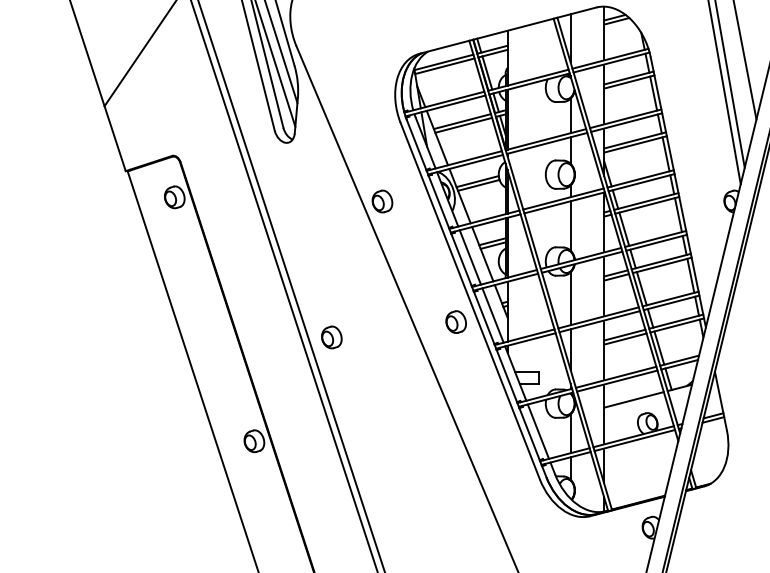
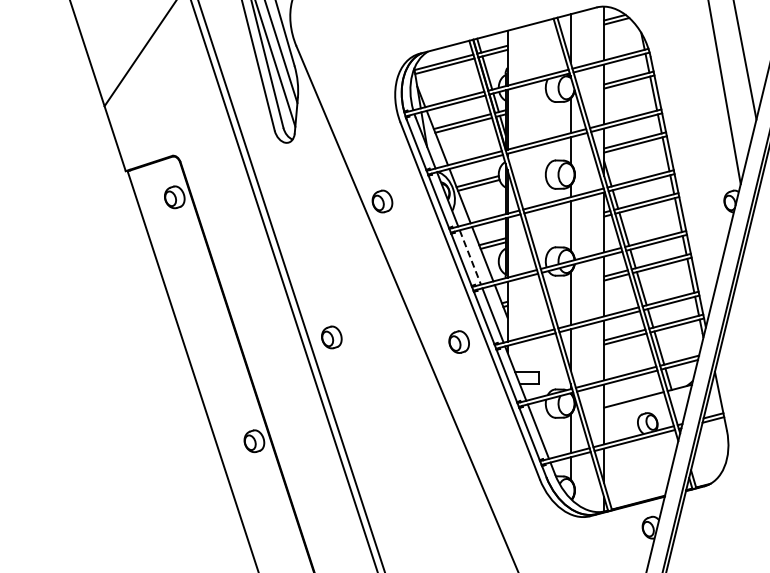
line: present -> none (729, 84)
line: solid -> dashed (470, 257)
part position: (455, 321) -> (458, 341) (458, 341)
